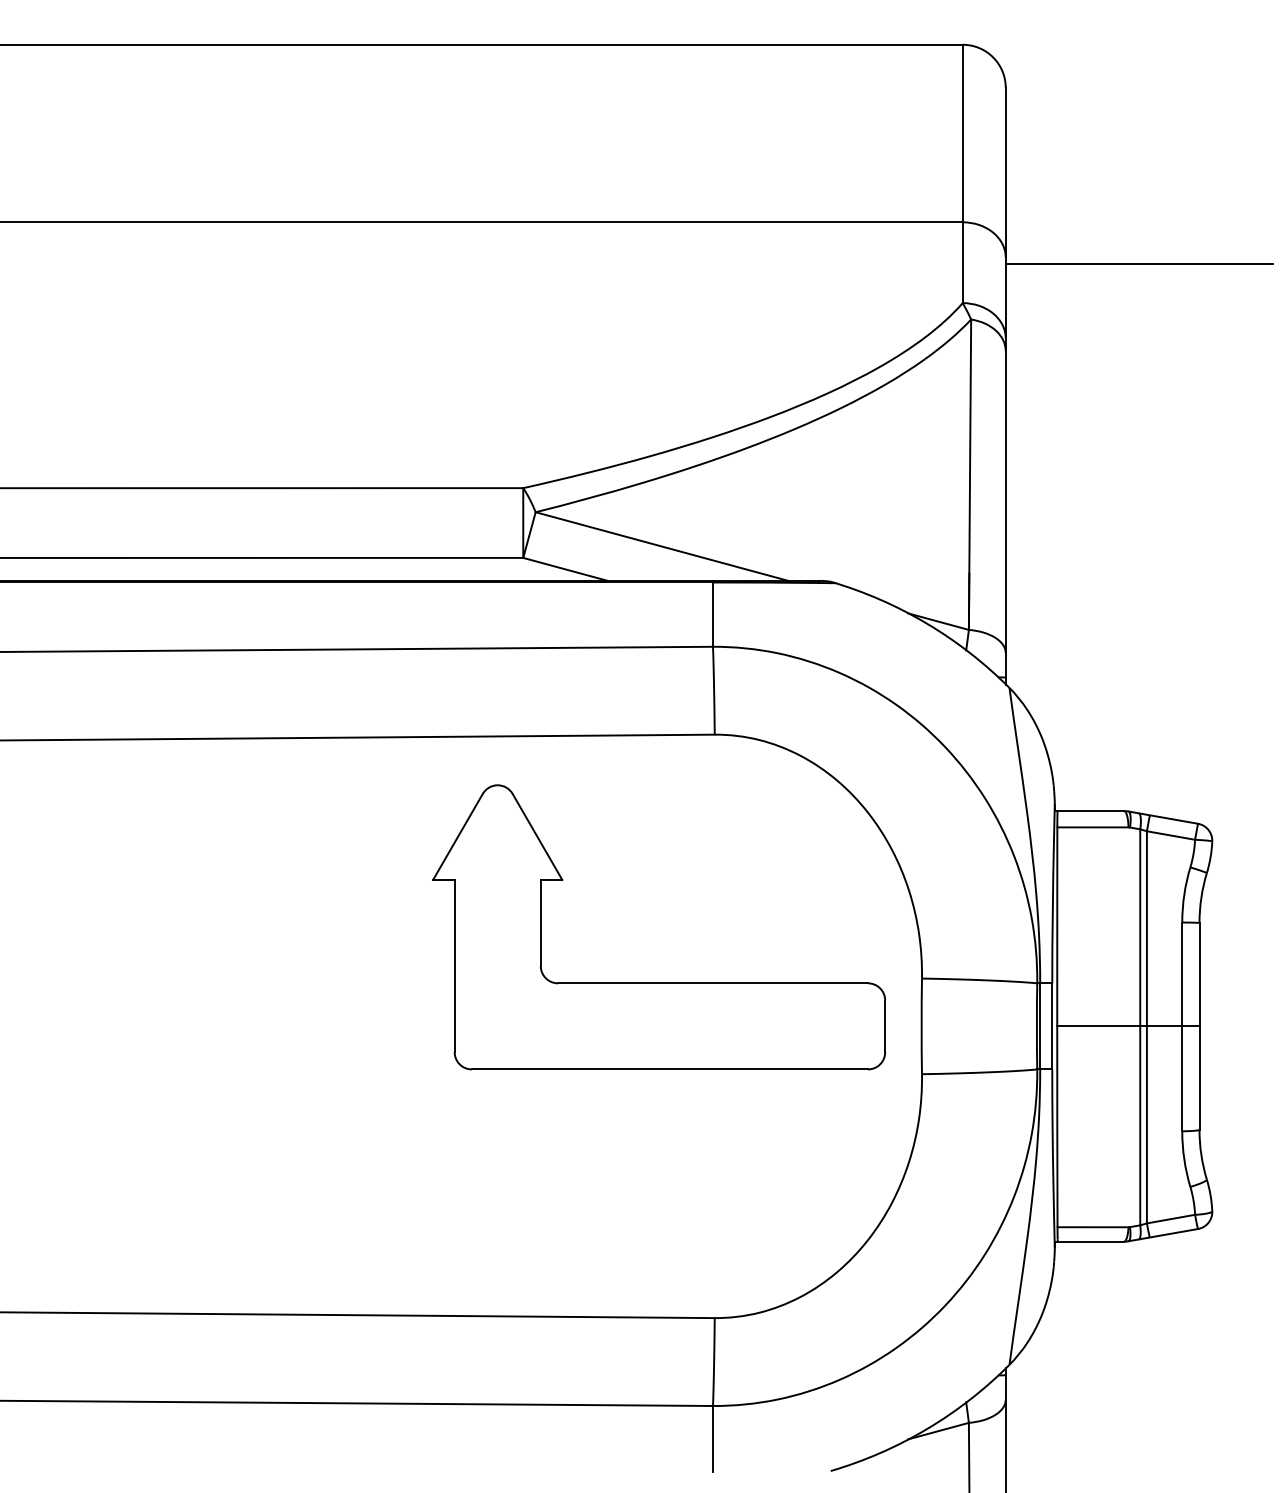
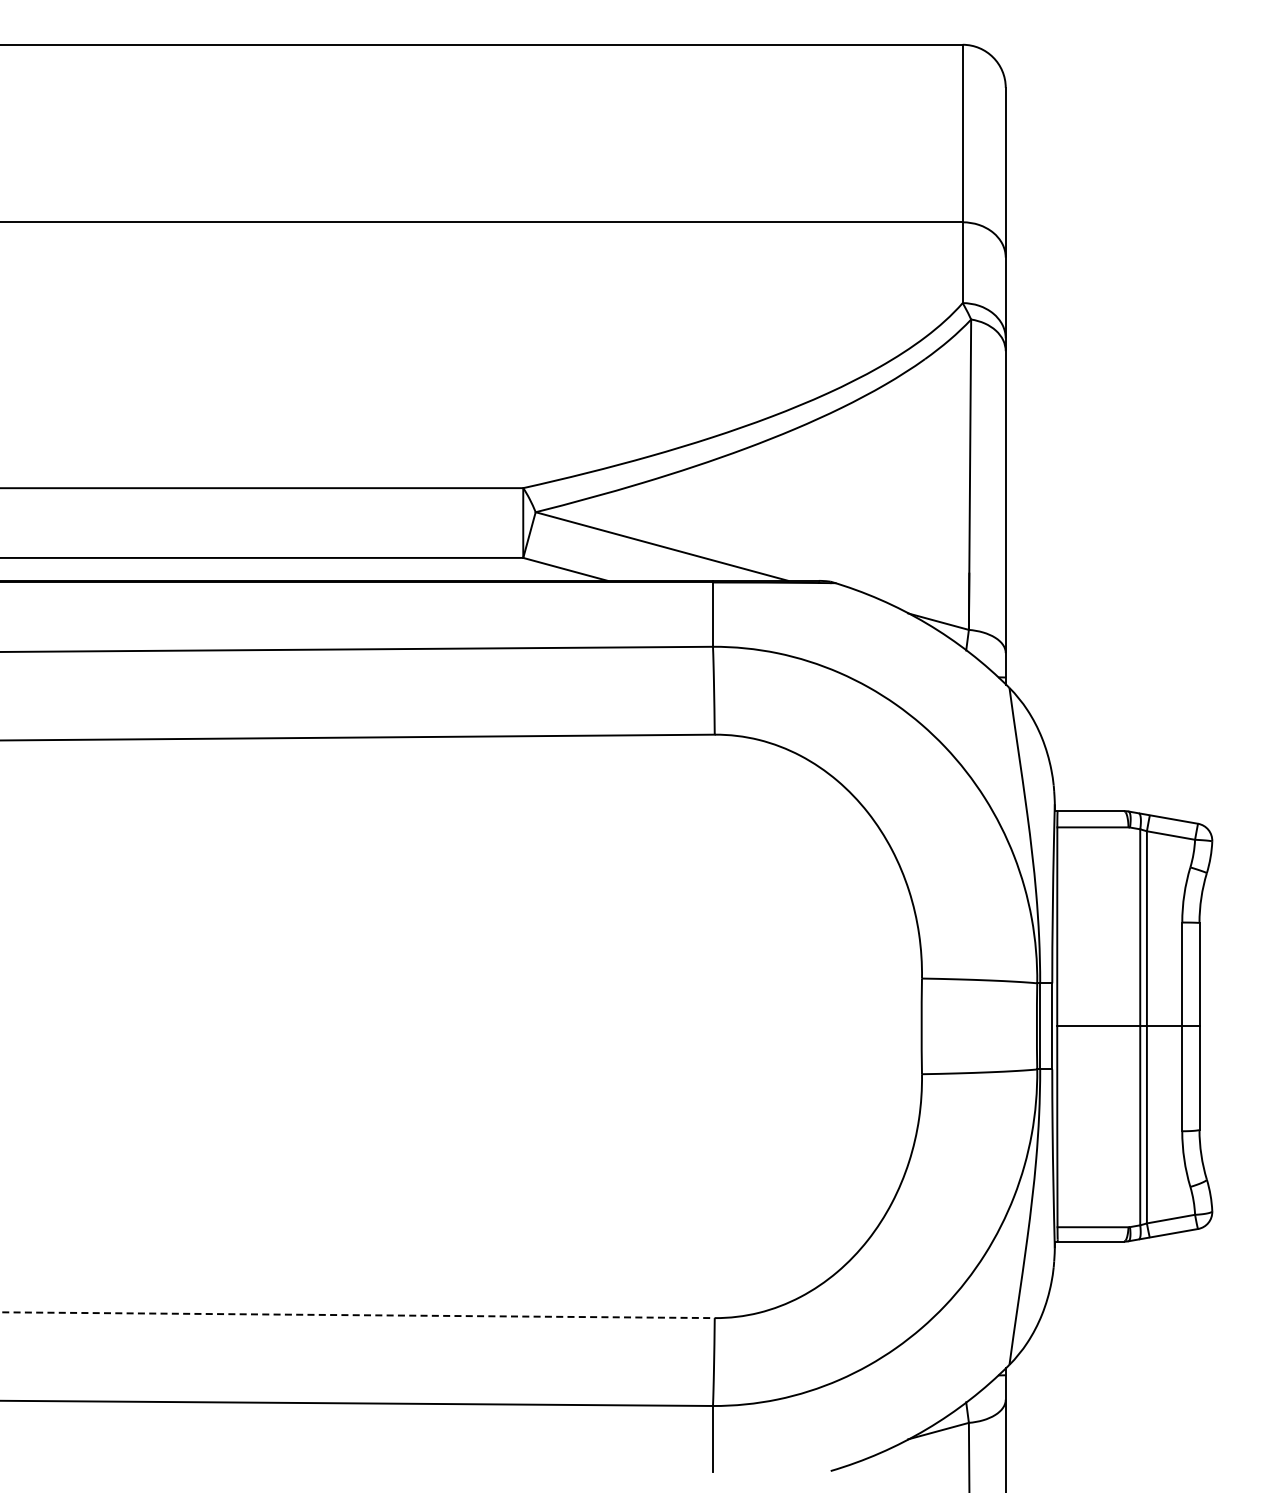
line: present -> none (1138, 264)
part: present -> none (659, 982)
line: solid -> dashed (357, 1315)
